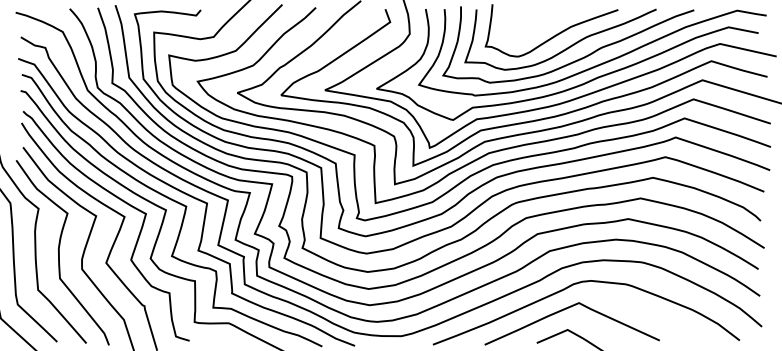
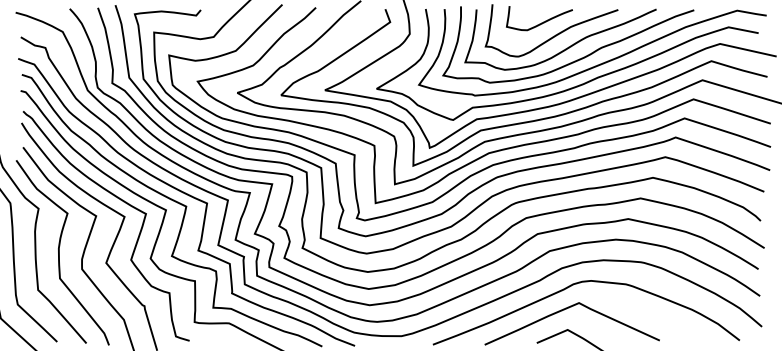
curve: none -> present (541, 22)
